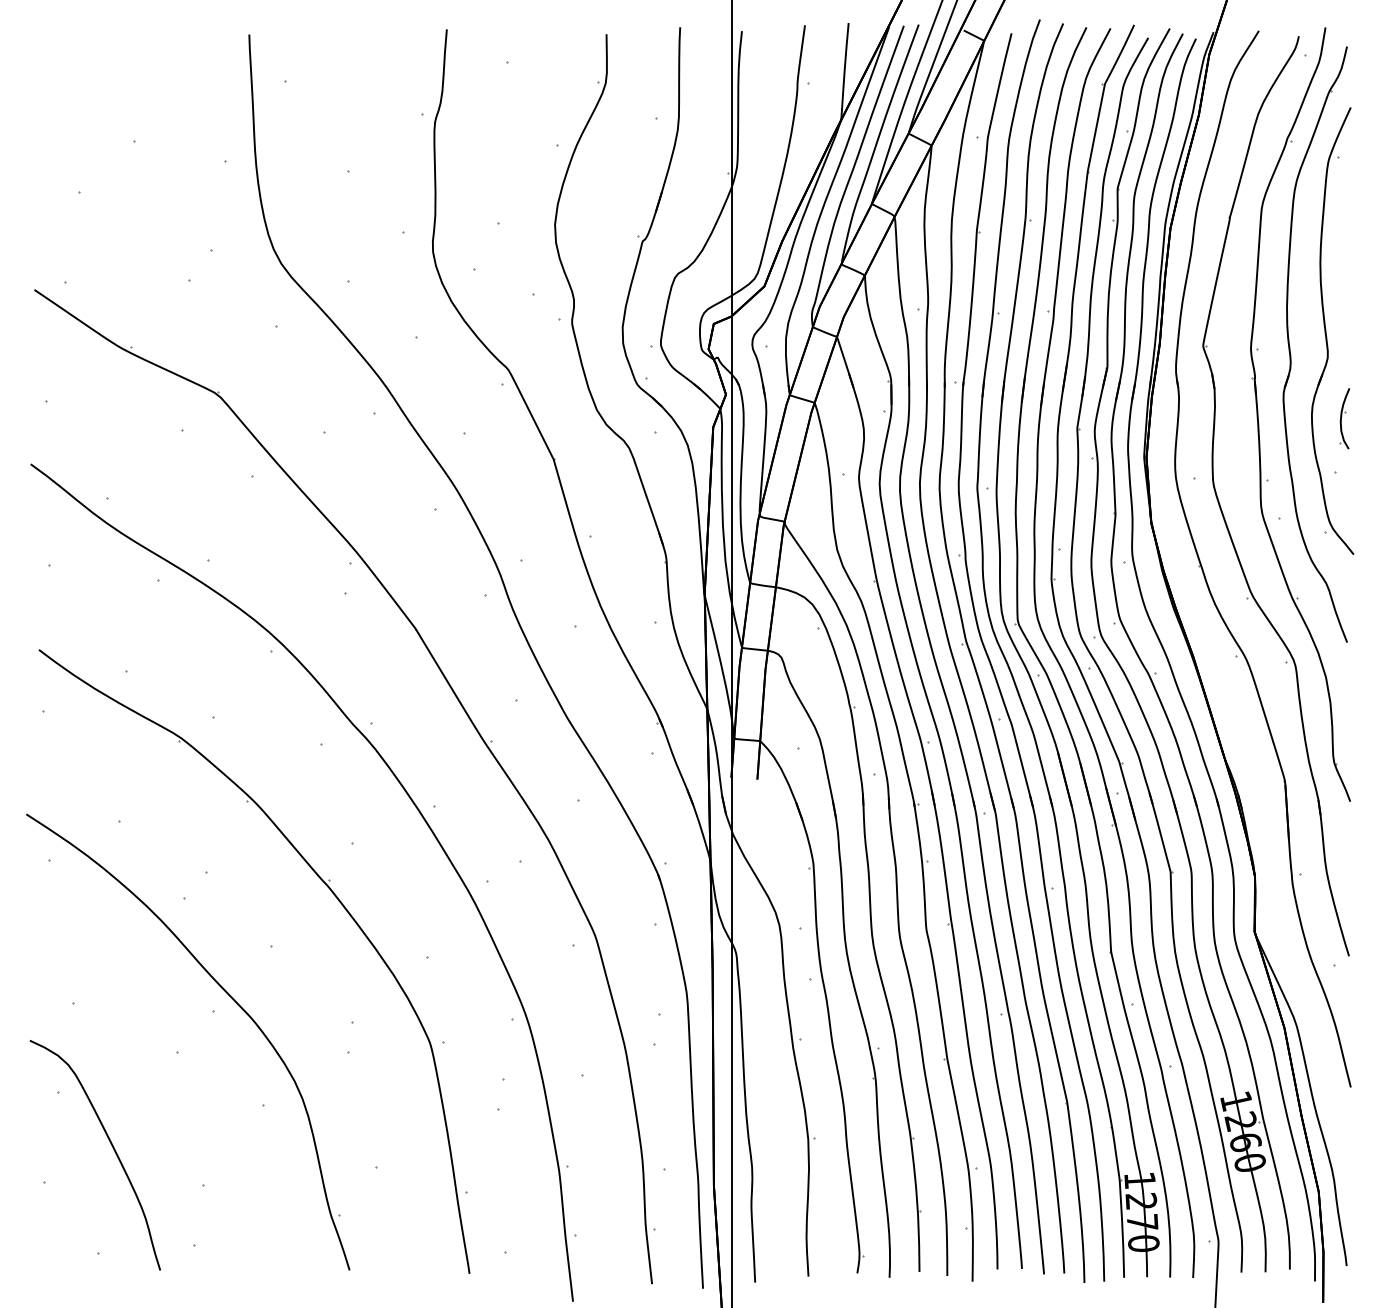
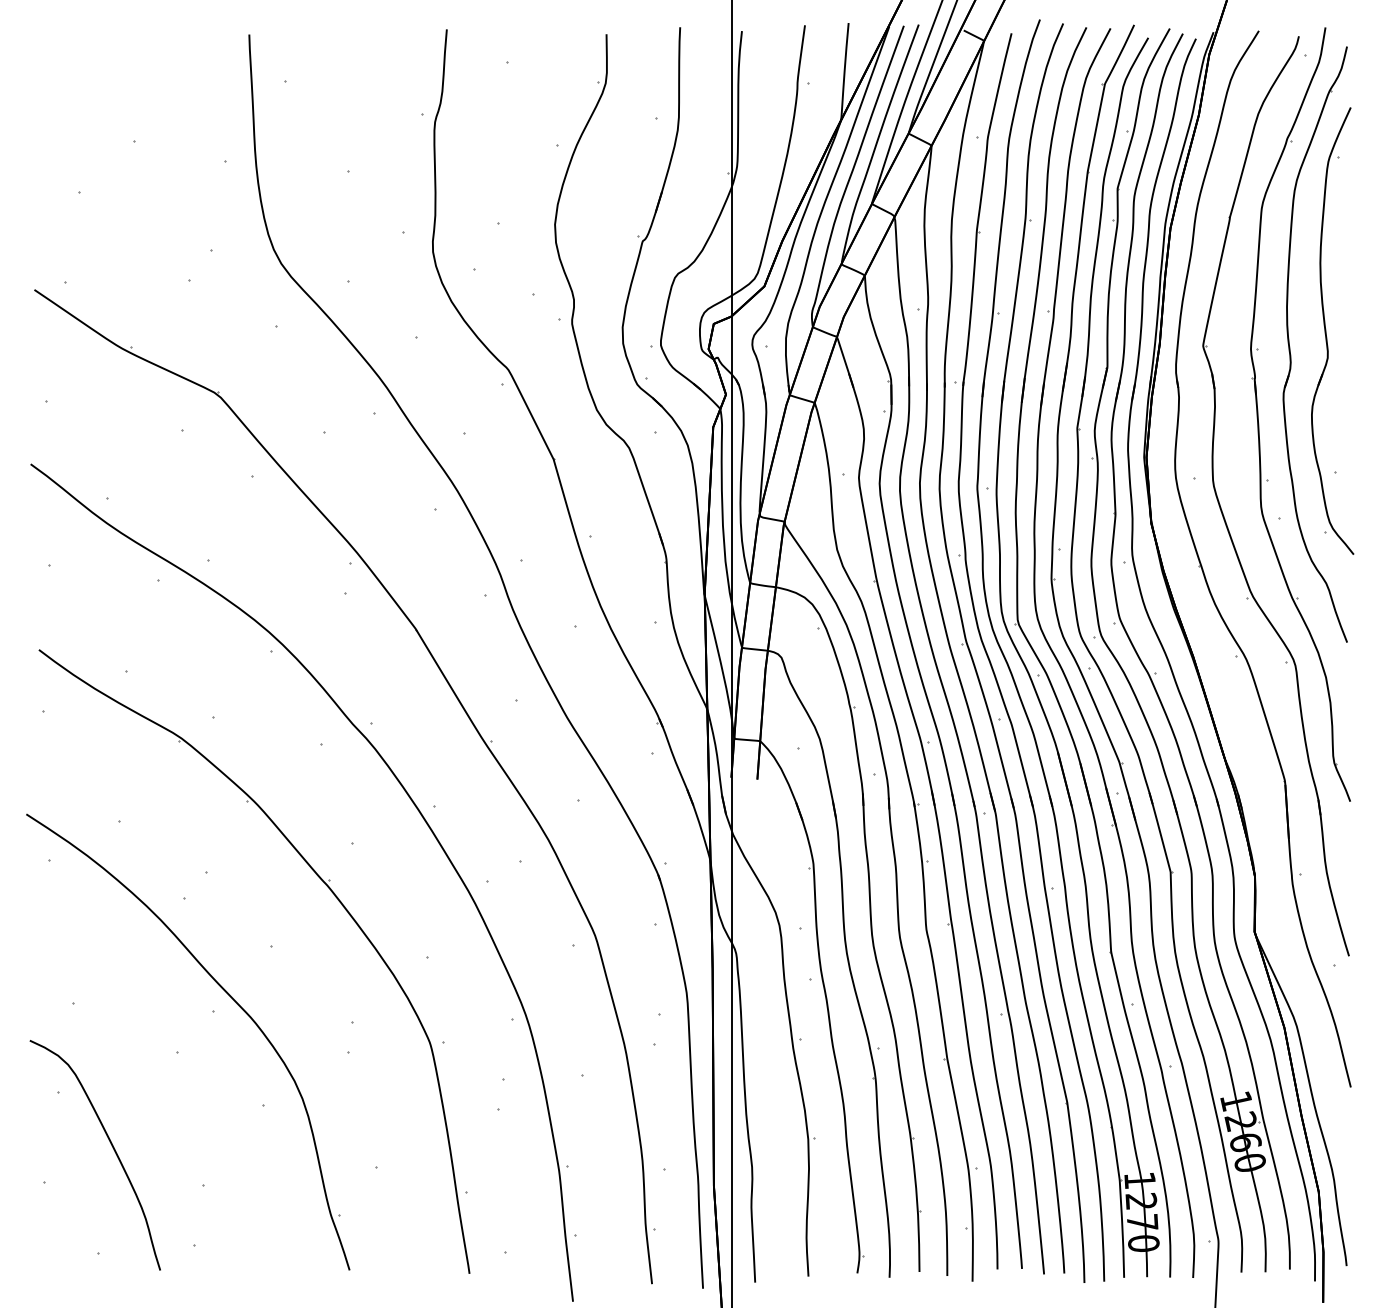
part: present -> none (1344, 418)
